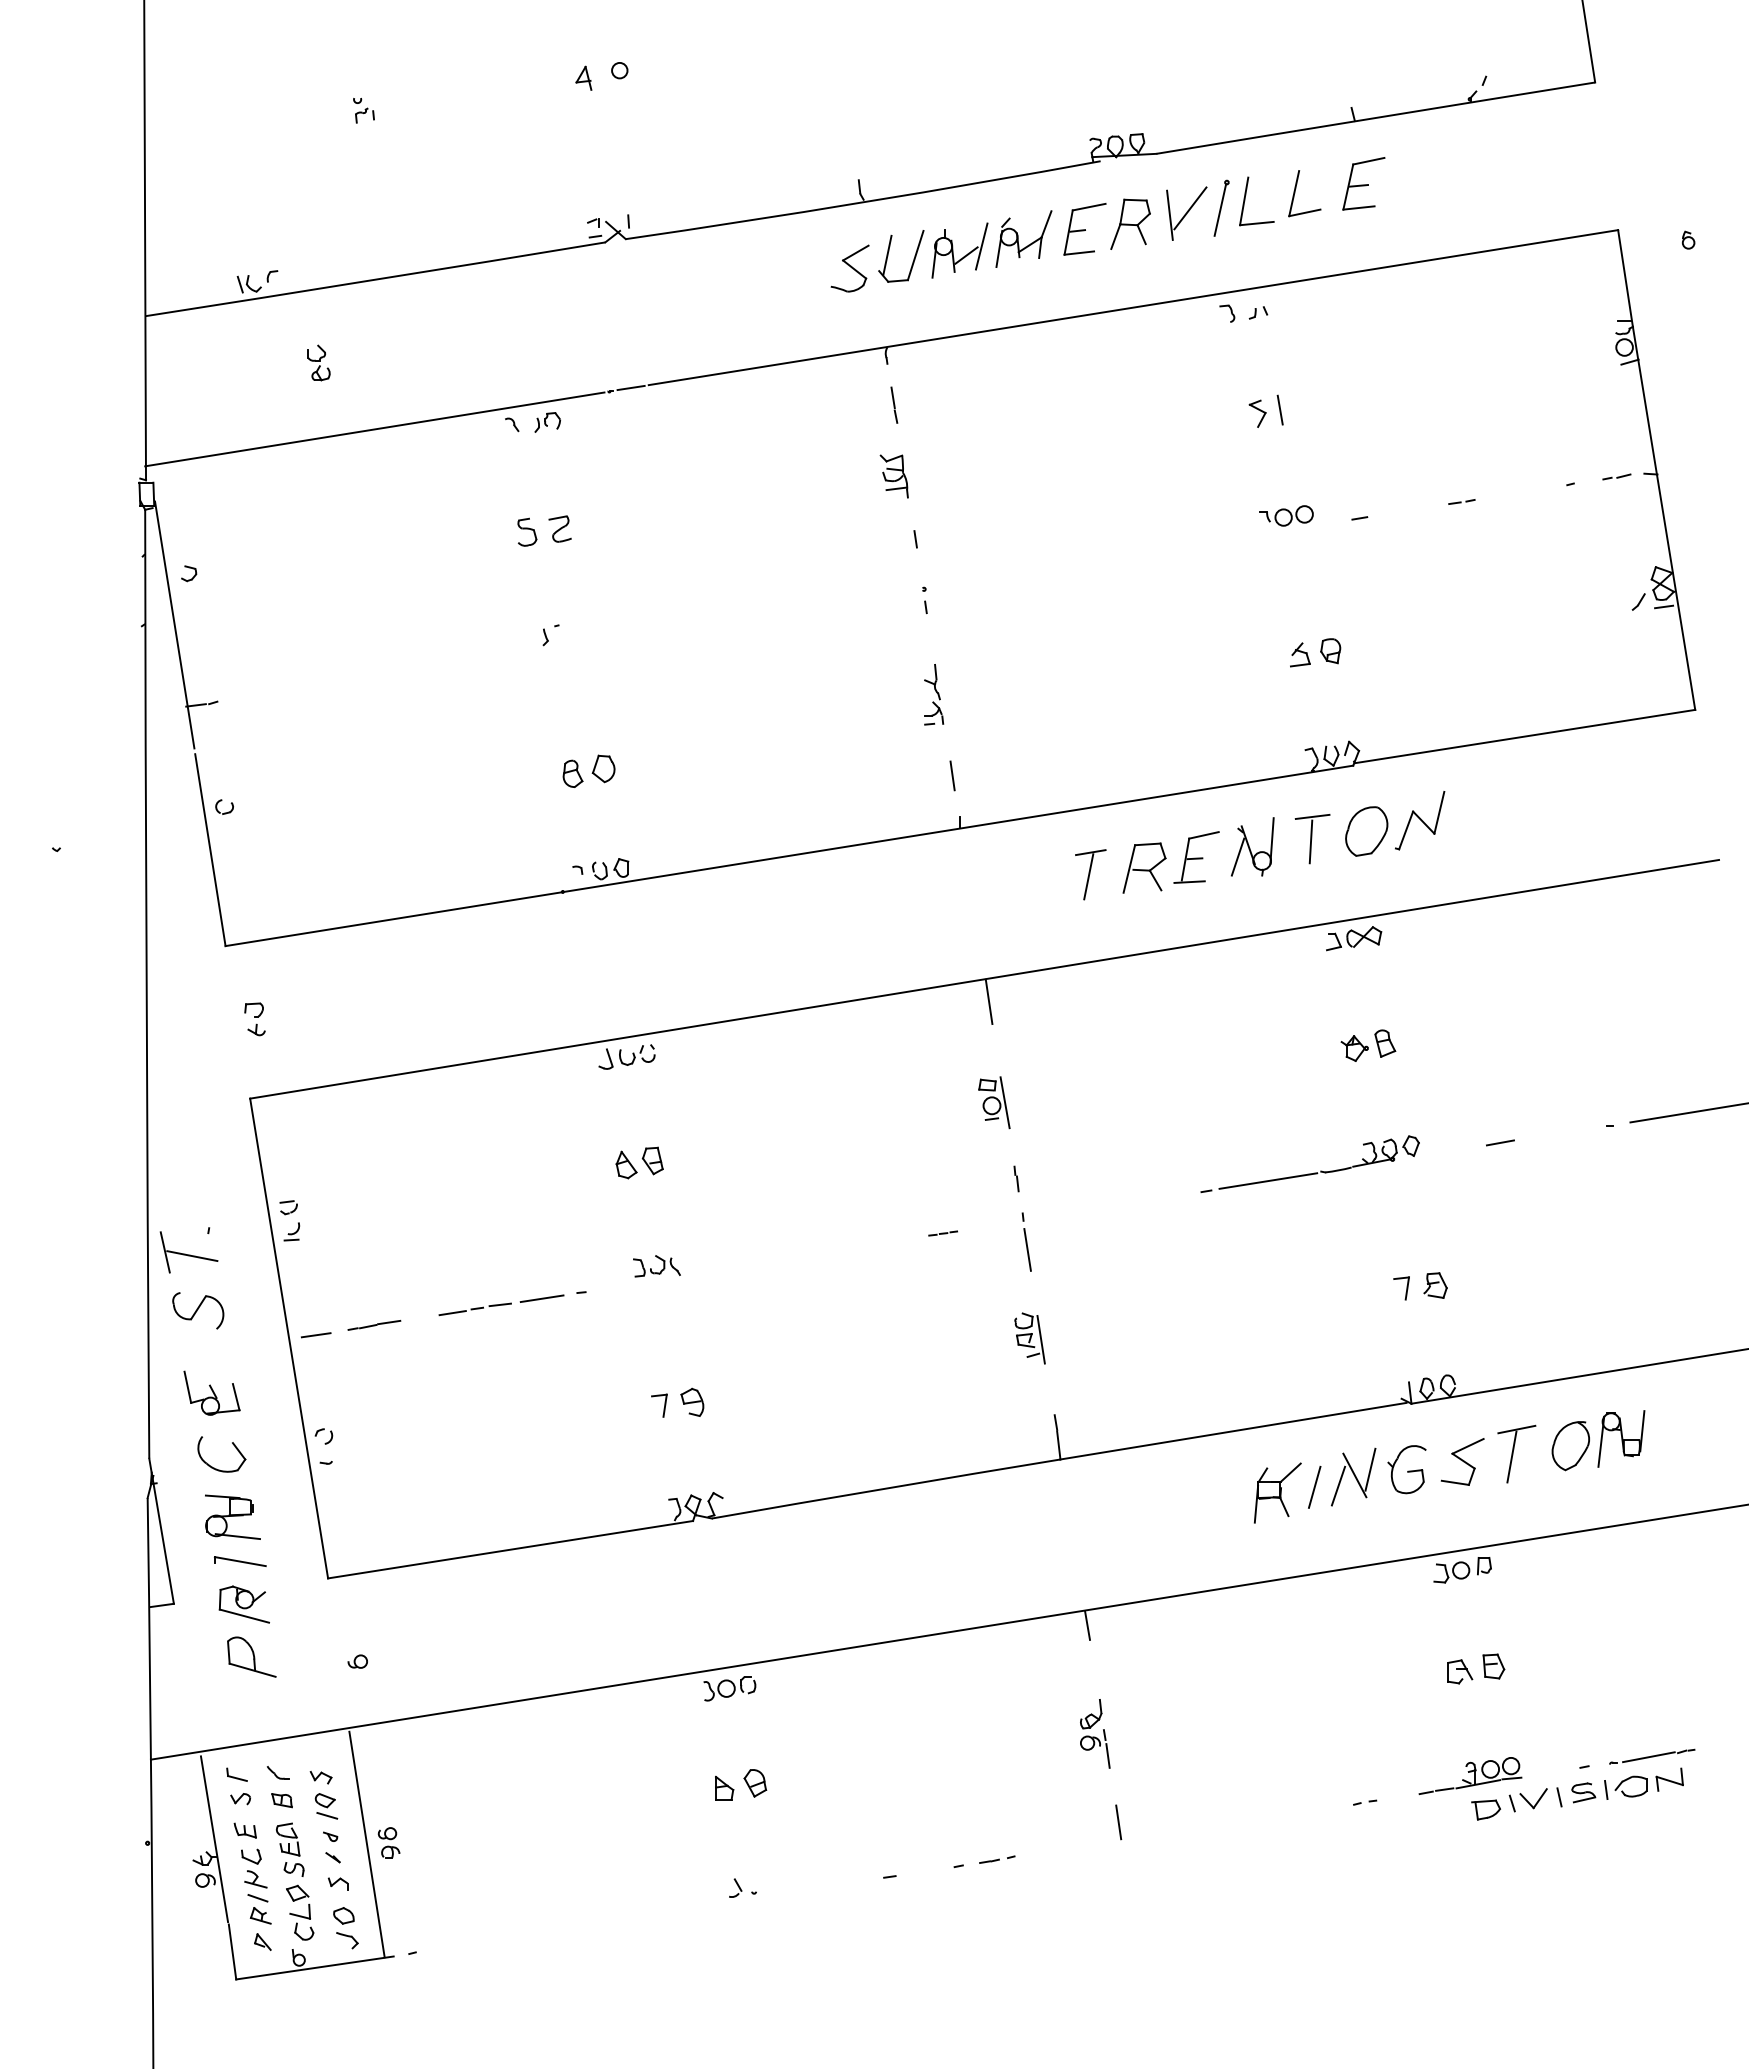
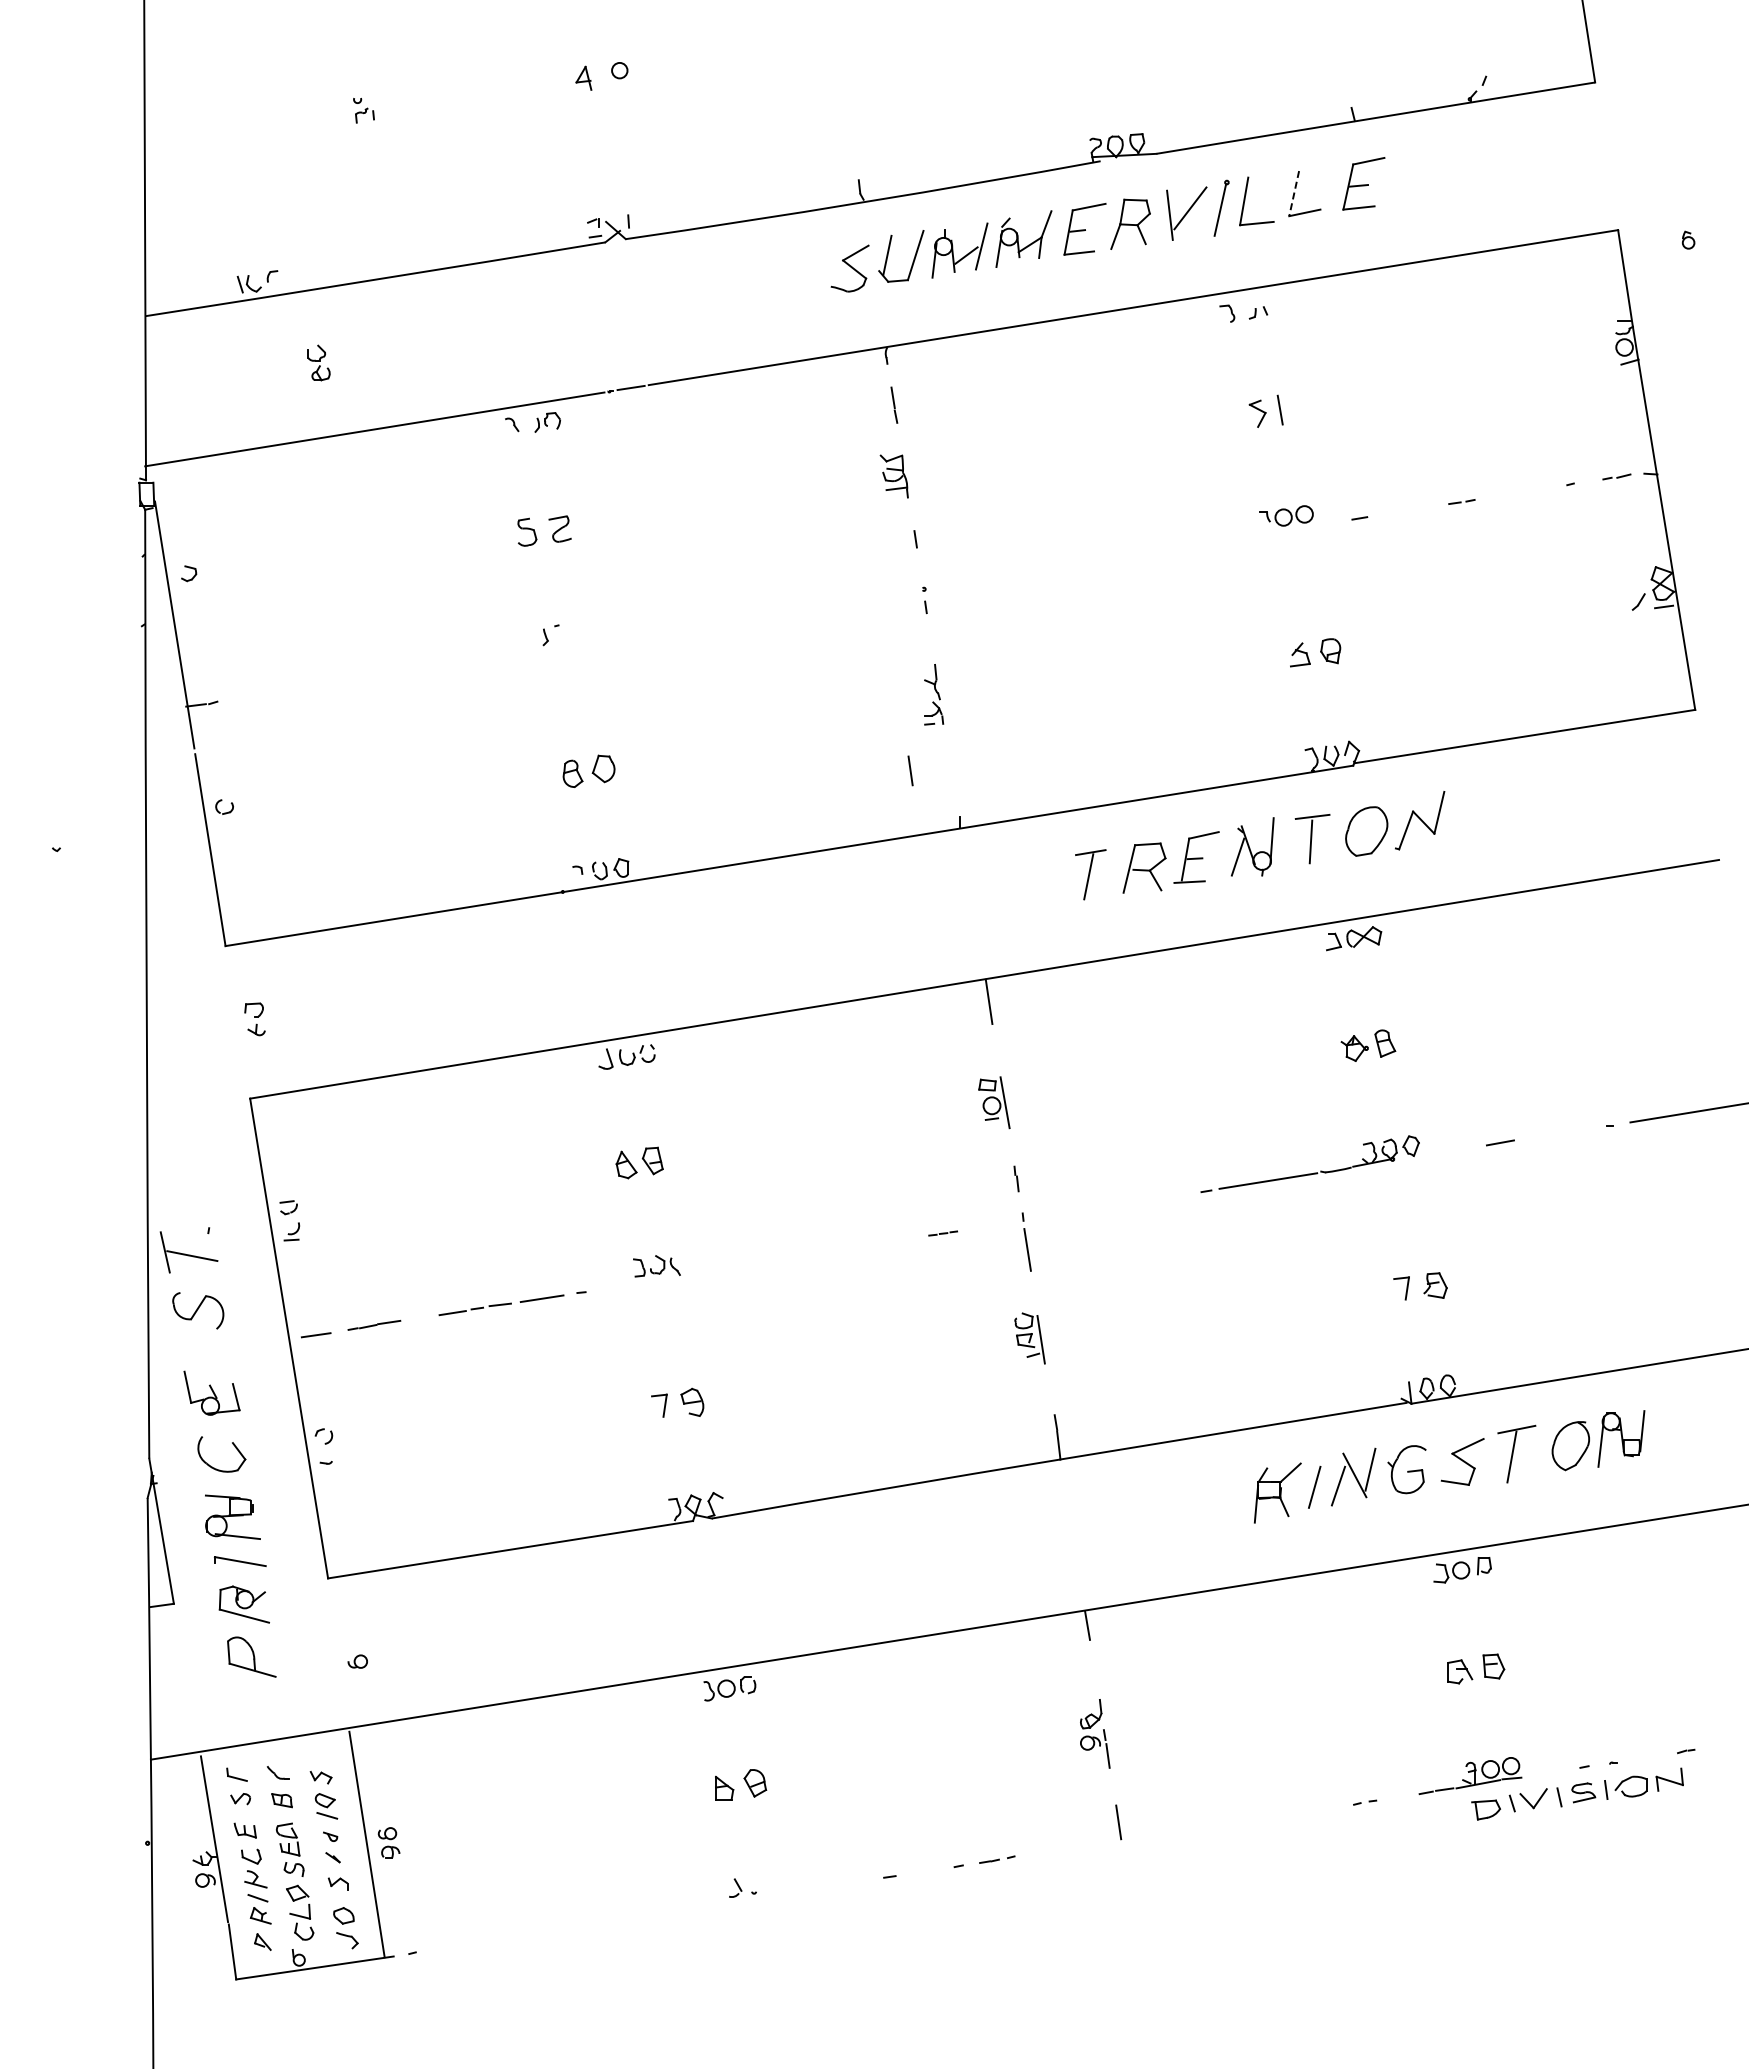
line: solid -> dashed (1294, 194)
line position: (952, 775) -> (910, 770) (910, 770)
line: present -> none (1648, 1757)
